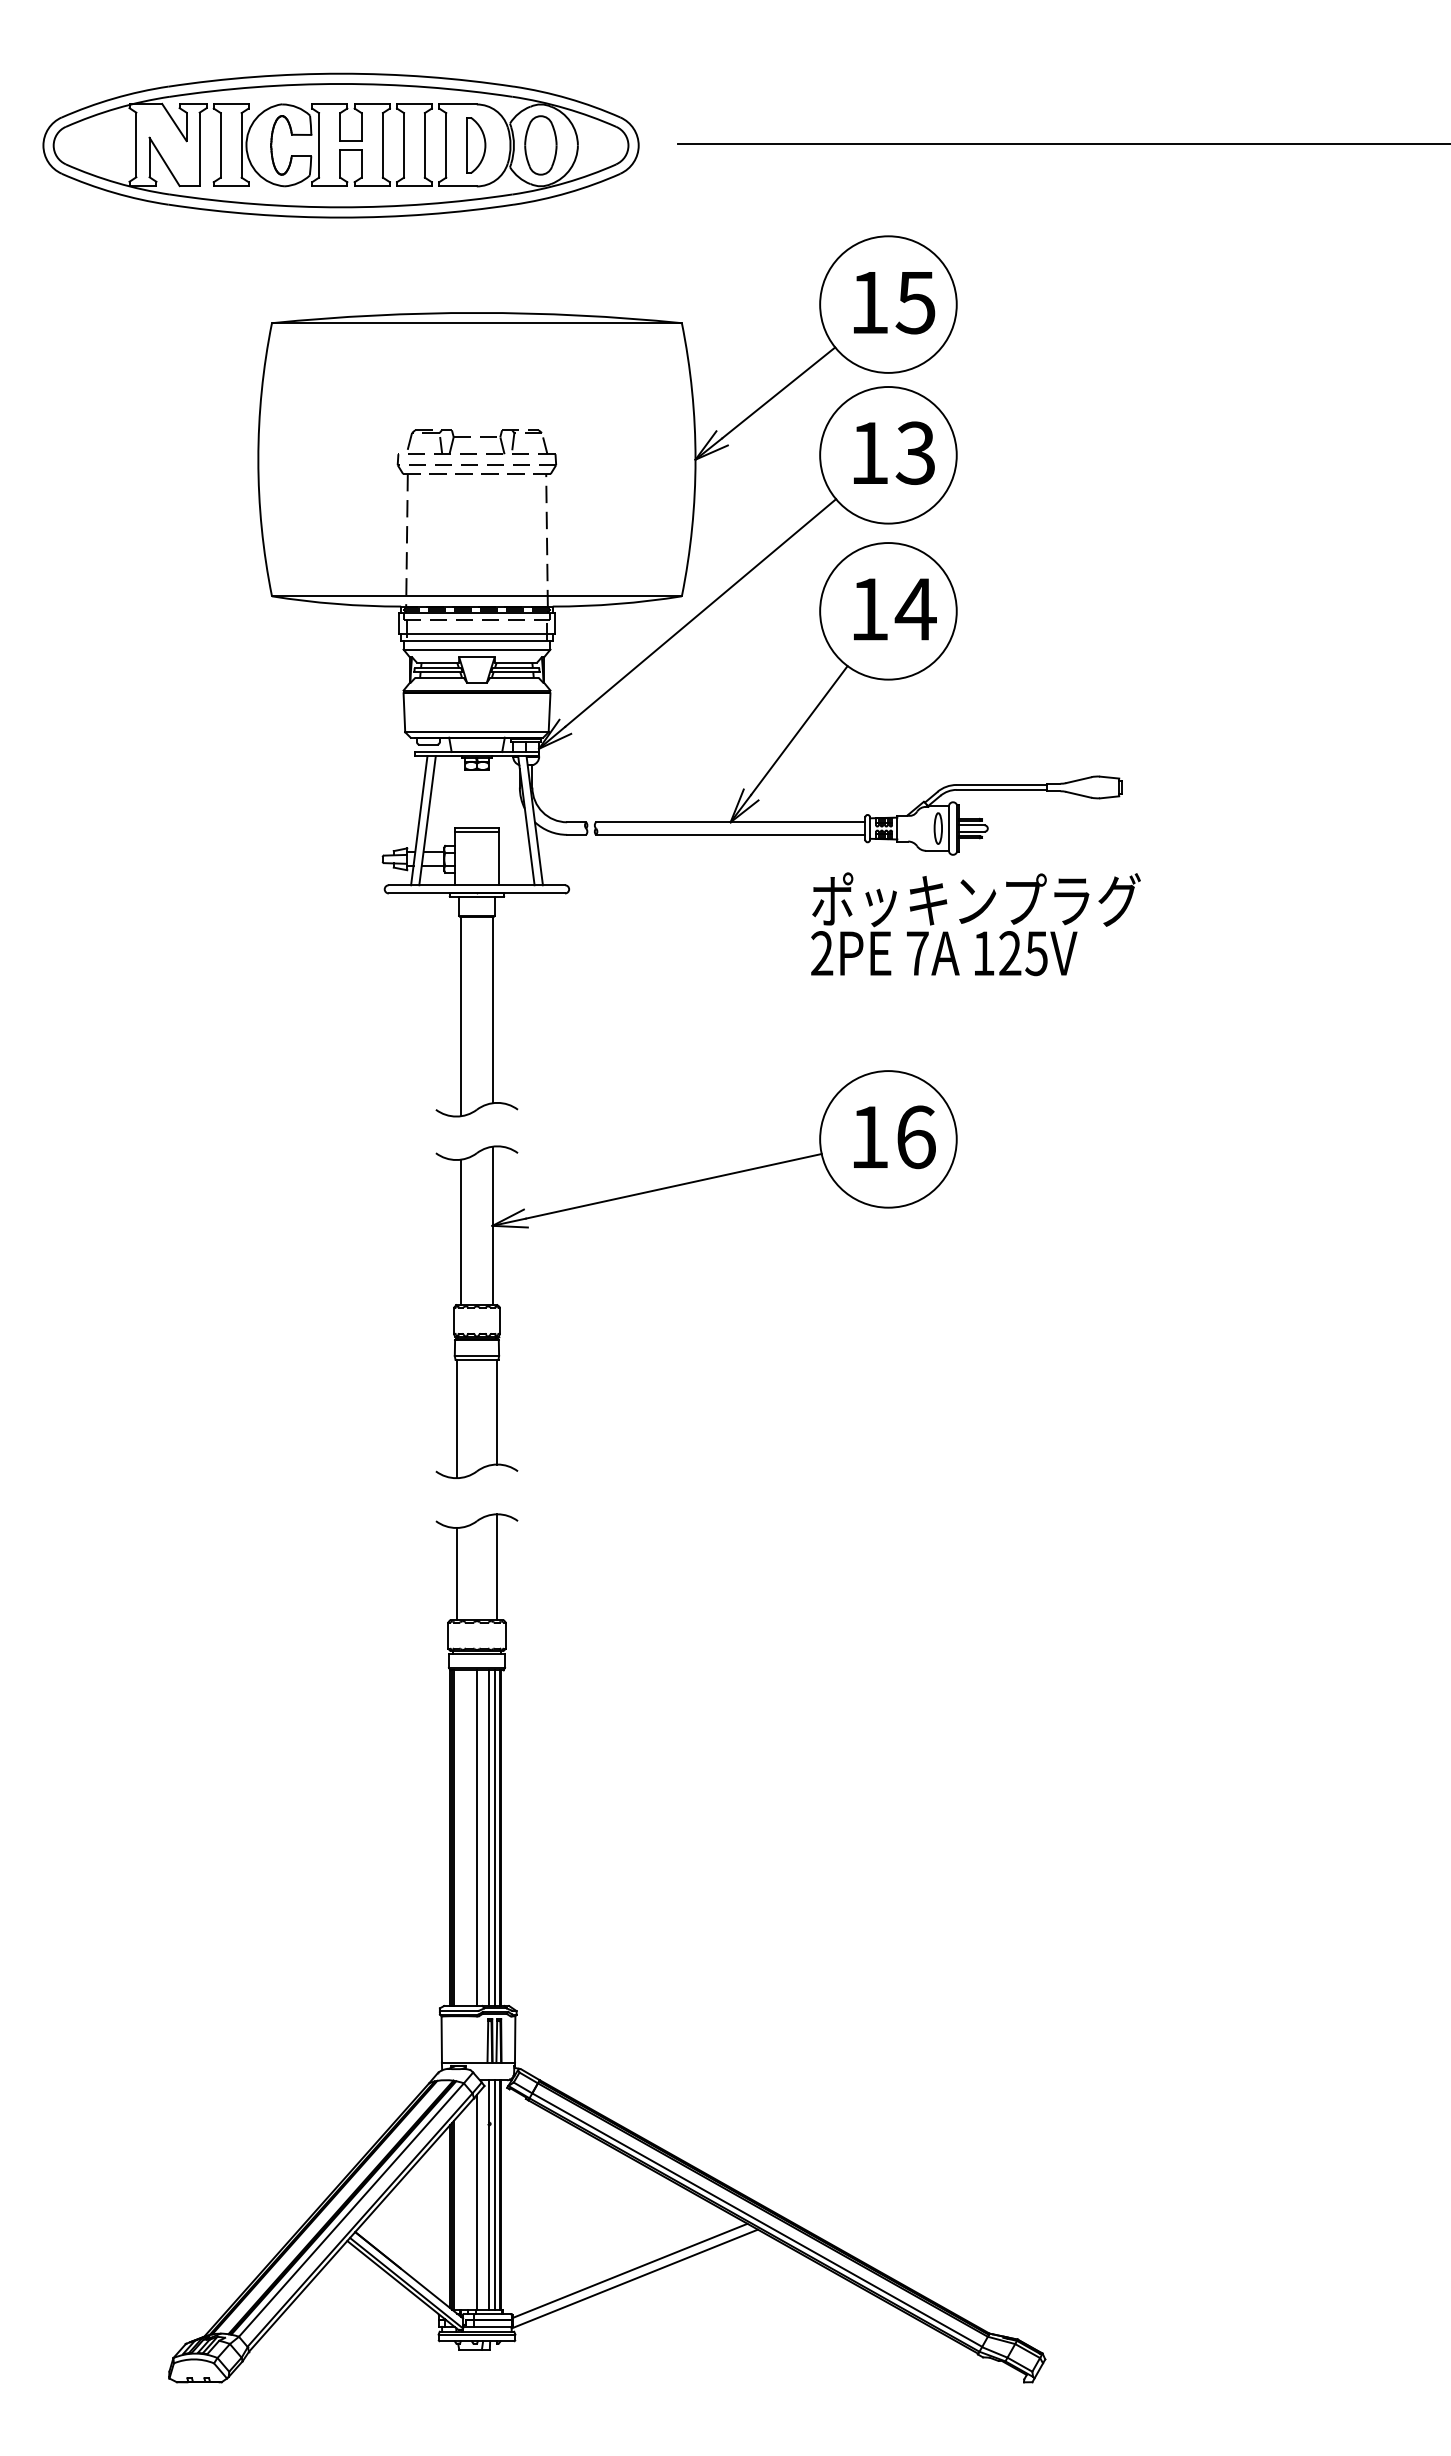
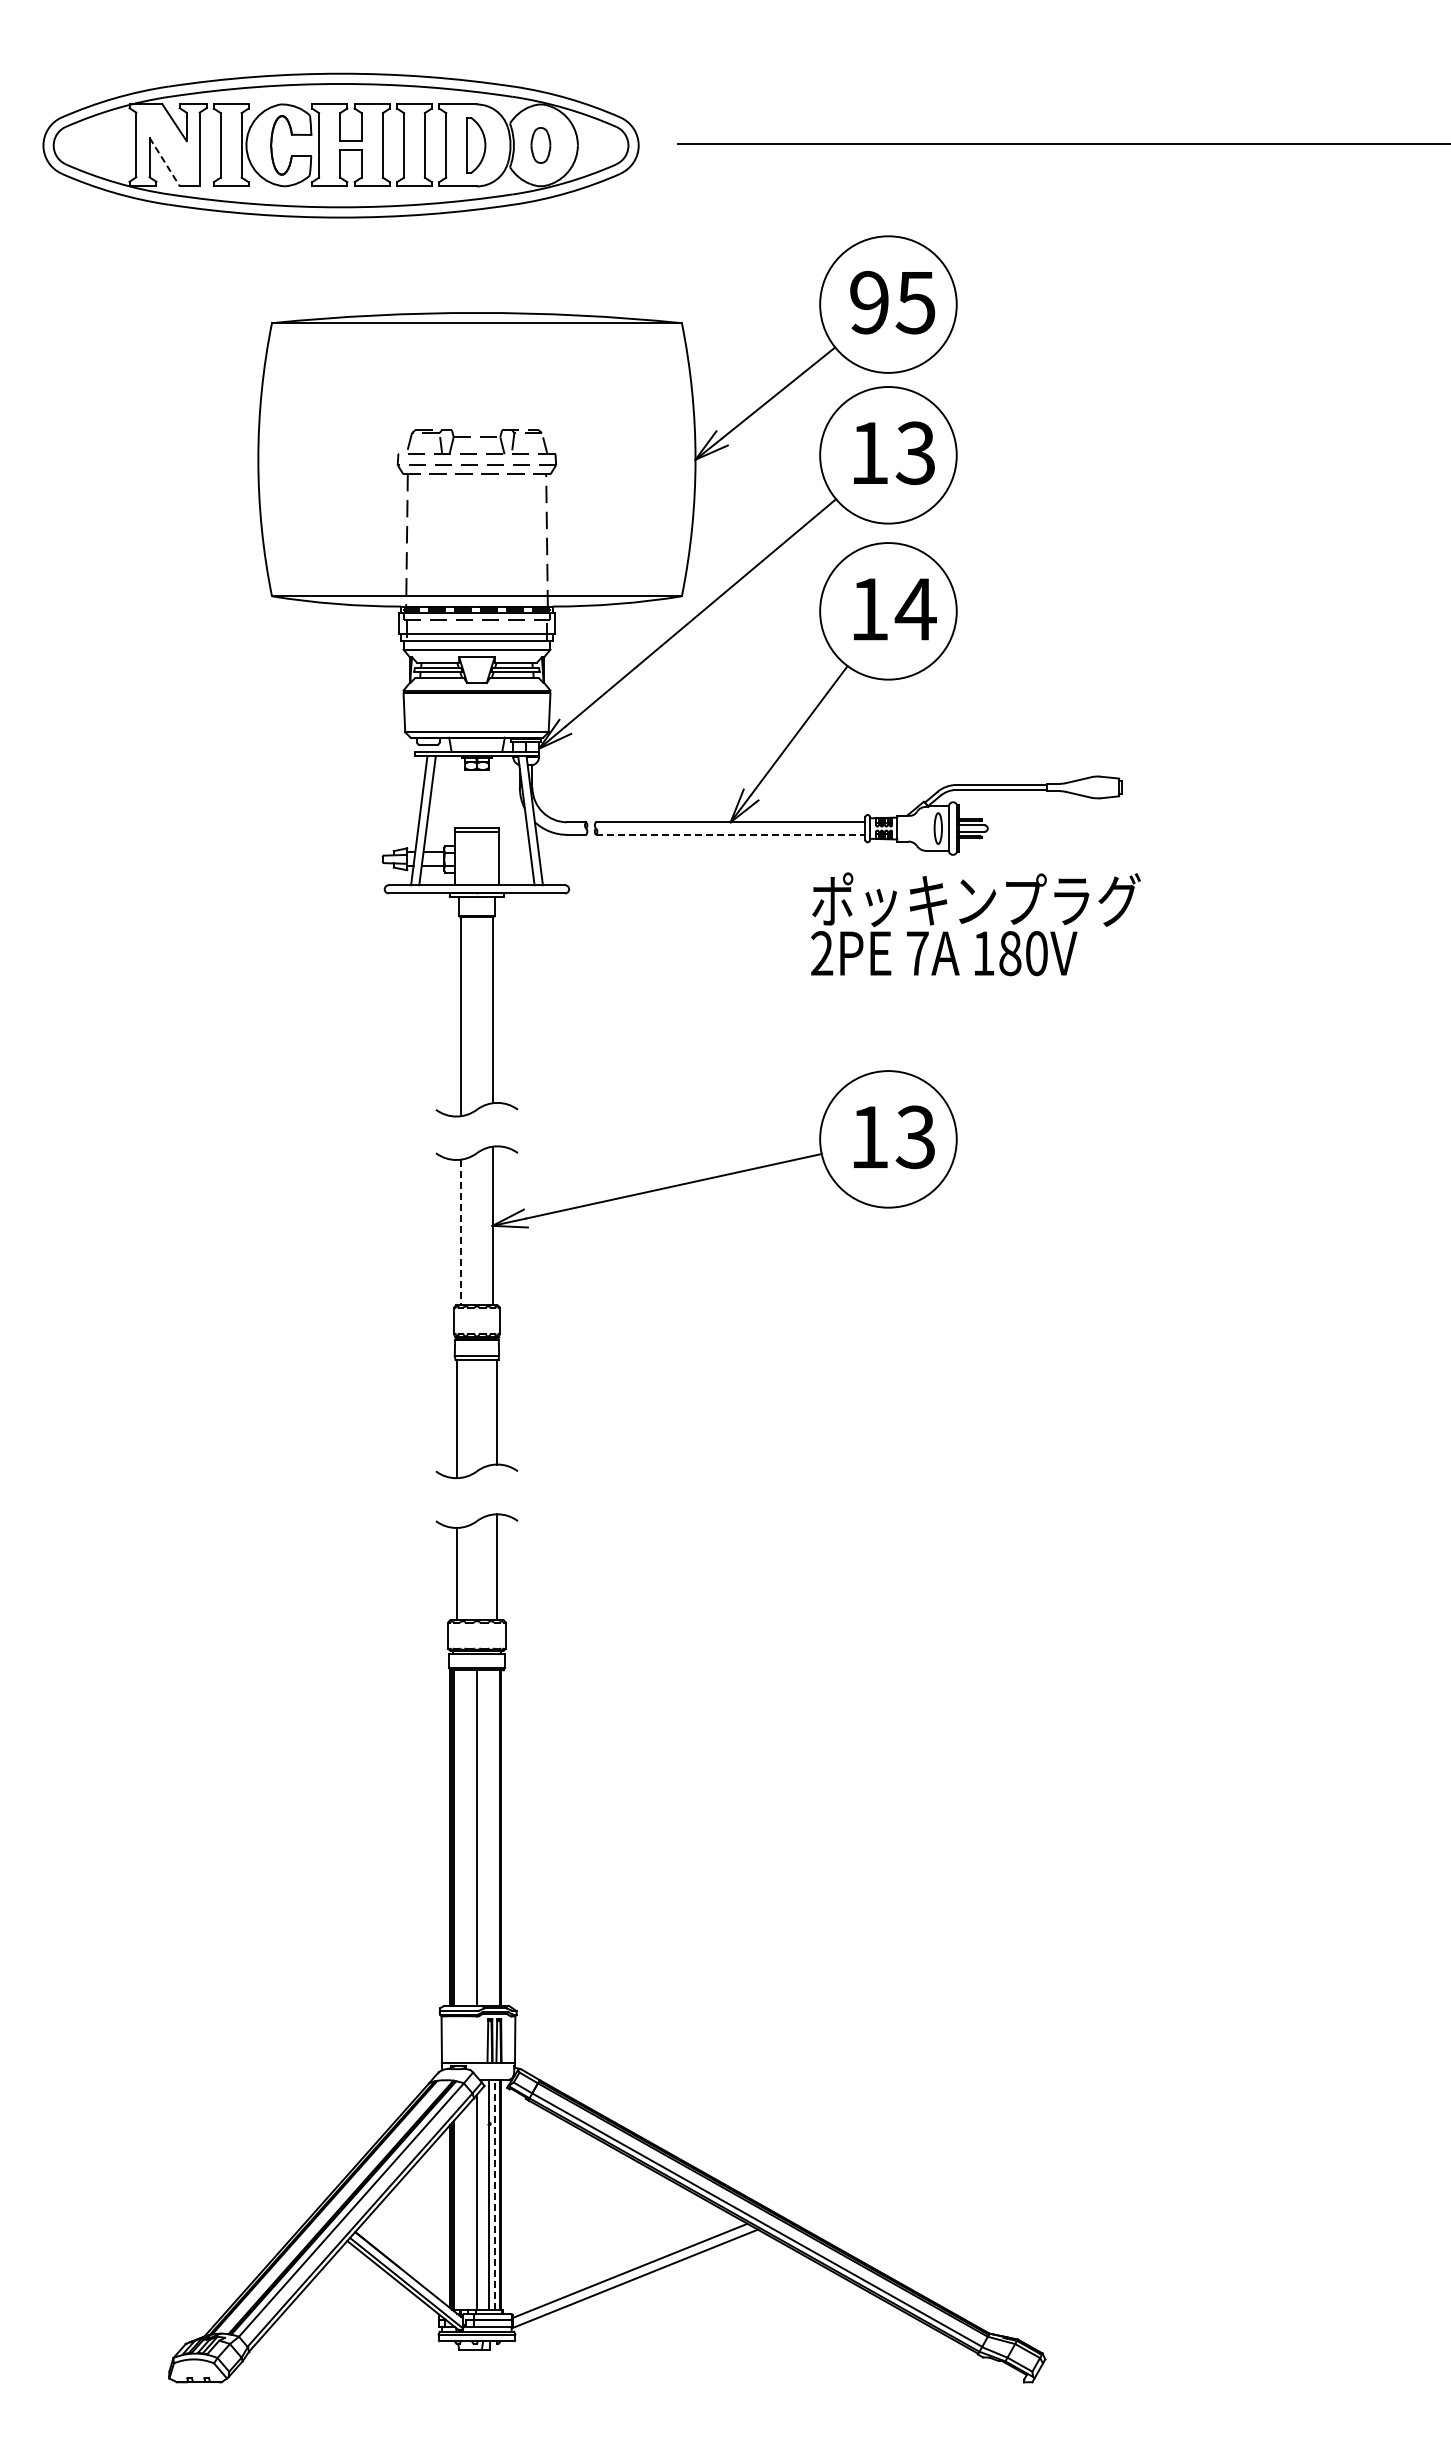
part size: 34x61 px -> 22x37 px (540, 145)
line: solid -> dashed (164, 162)
text: 15 -> 95 (869, 302)
line: solid -> dashed (730, 834)
text: 125V -> 180V (1023, 953)
text: 16 -> 13 (915, 1137)
line: solid -> dashed (461, 1232)
line: present -> none (488, 1838)
line: present -> none (495, 1838)
line: solid -> dashed (495, 2195)
